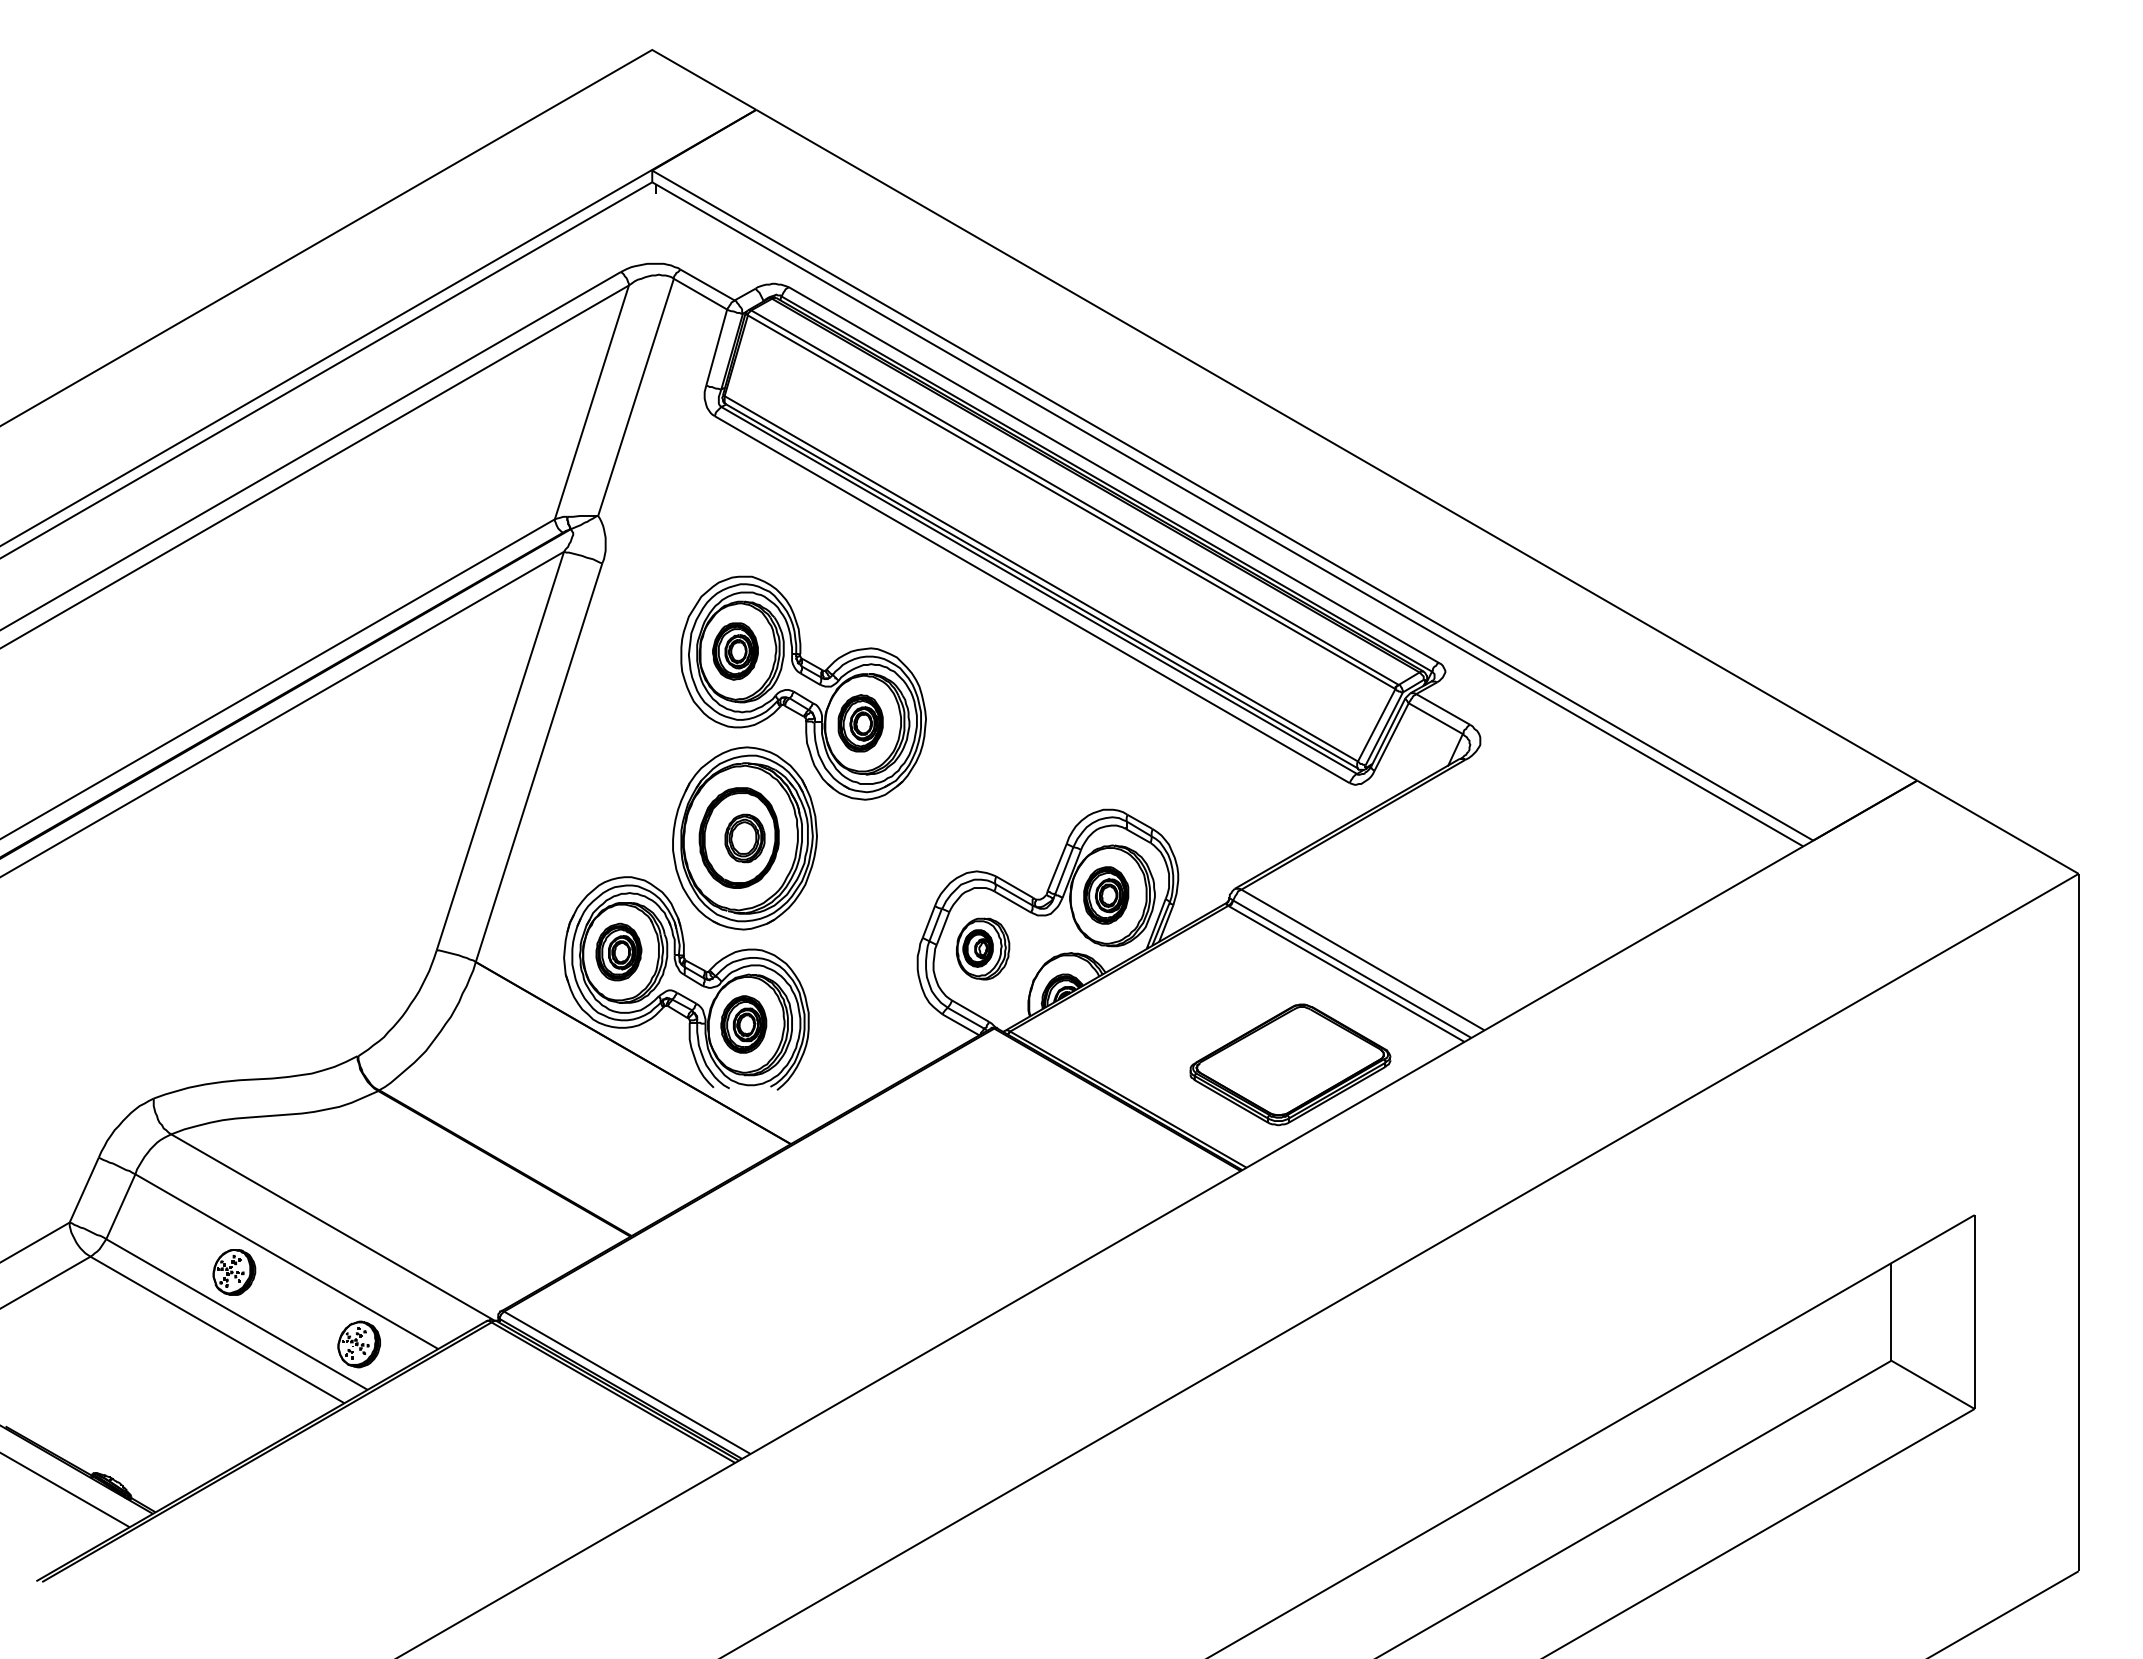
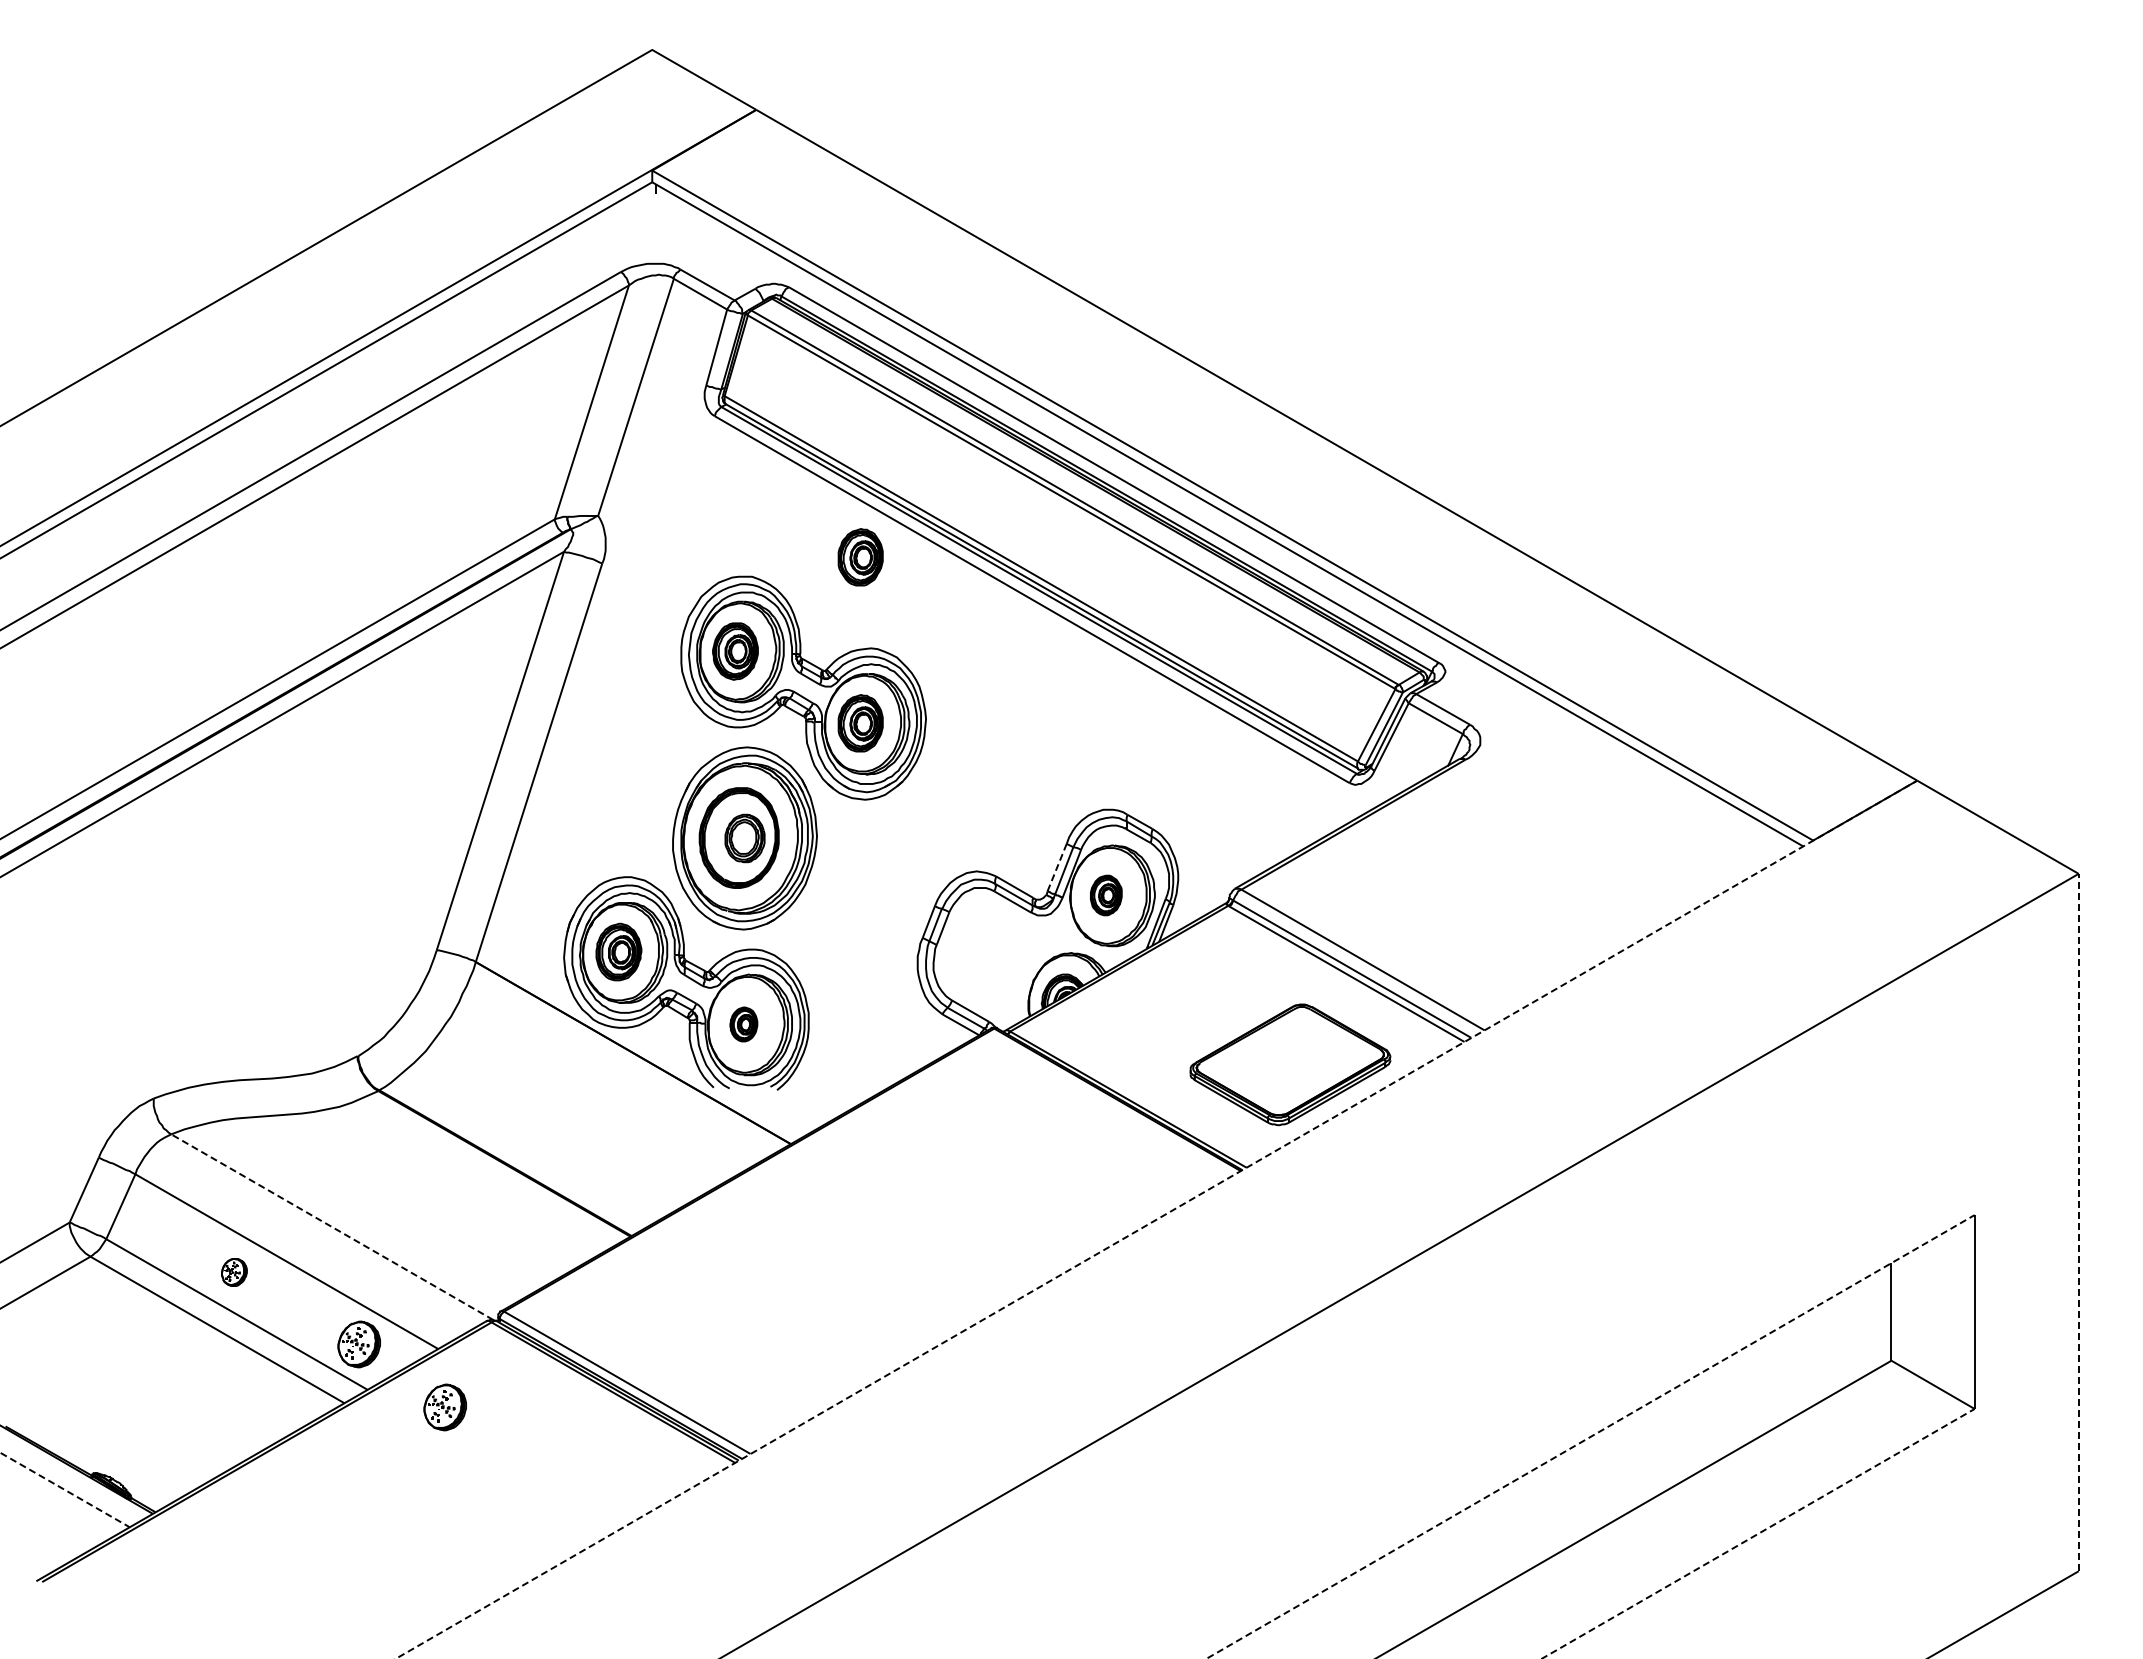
part: none -> present (860, 557)
line: solid -> dashed (1057, 867)
part size: 47x59 px -> 33x43 px (1106, 895)
part: present -> none (983, 948)
part size: 48x59 px -> 30x37 px (743, 1024)
line: solid -> dashed (1156, 1219)
line: solid -> dashed (2078, 1222)
line: solid -> dashed (332, 1227)
part size: 45x47 px -> 27x29 px (234, 1272)
part: none -> present (444, 1407)
line: solid -> dashed (1591, 1436)
line: solid -> dashed (65, 1490)
line: solid -> dashed (1758, 1533)
